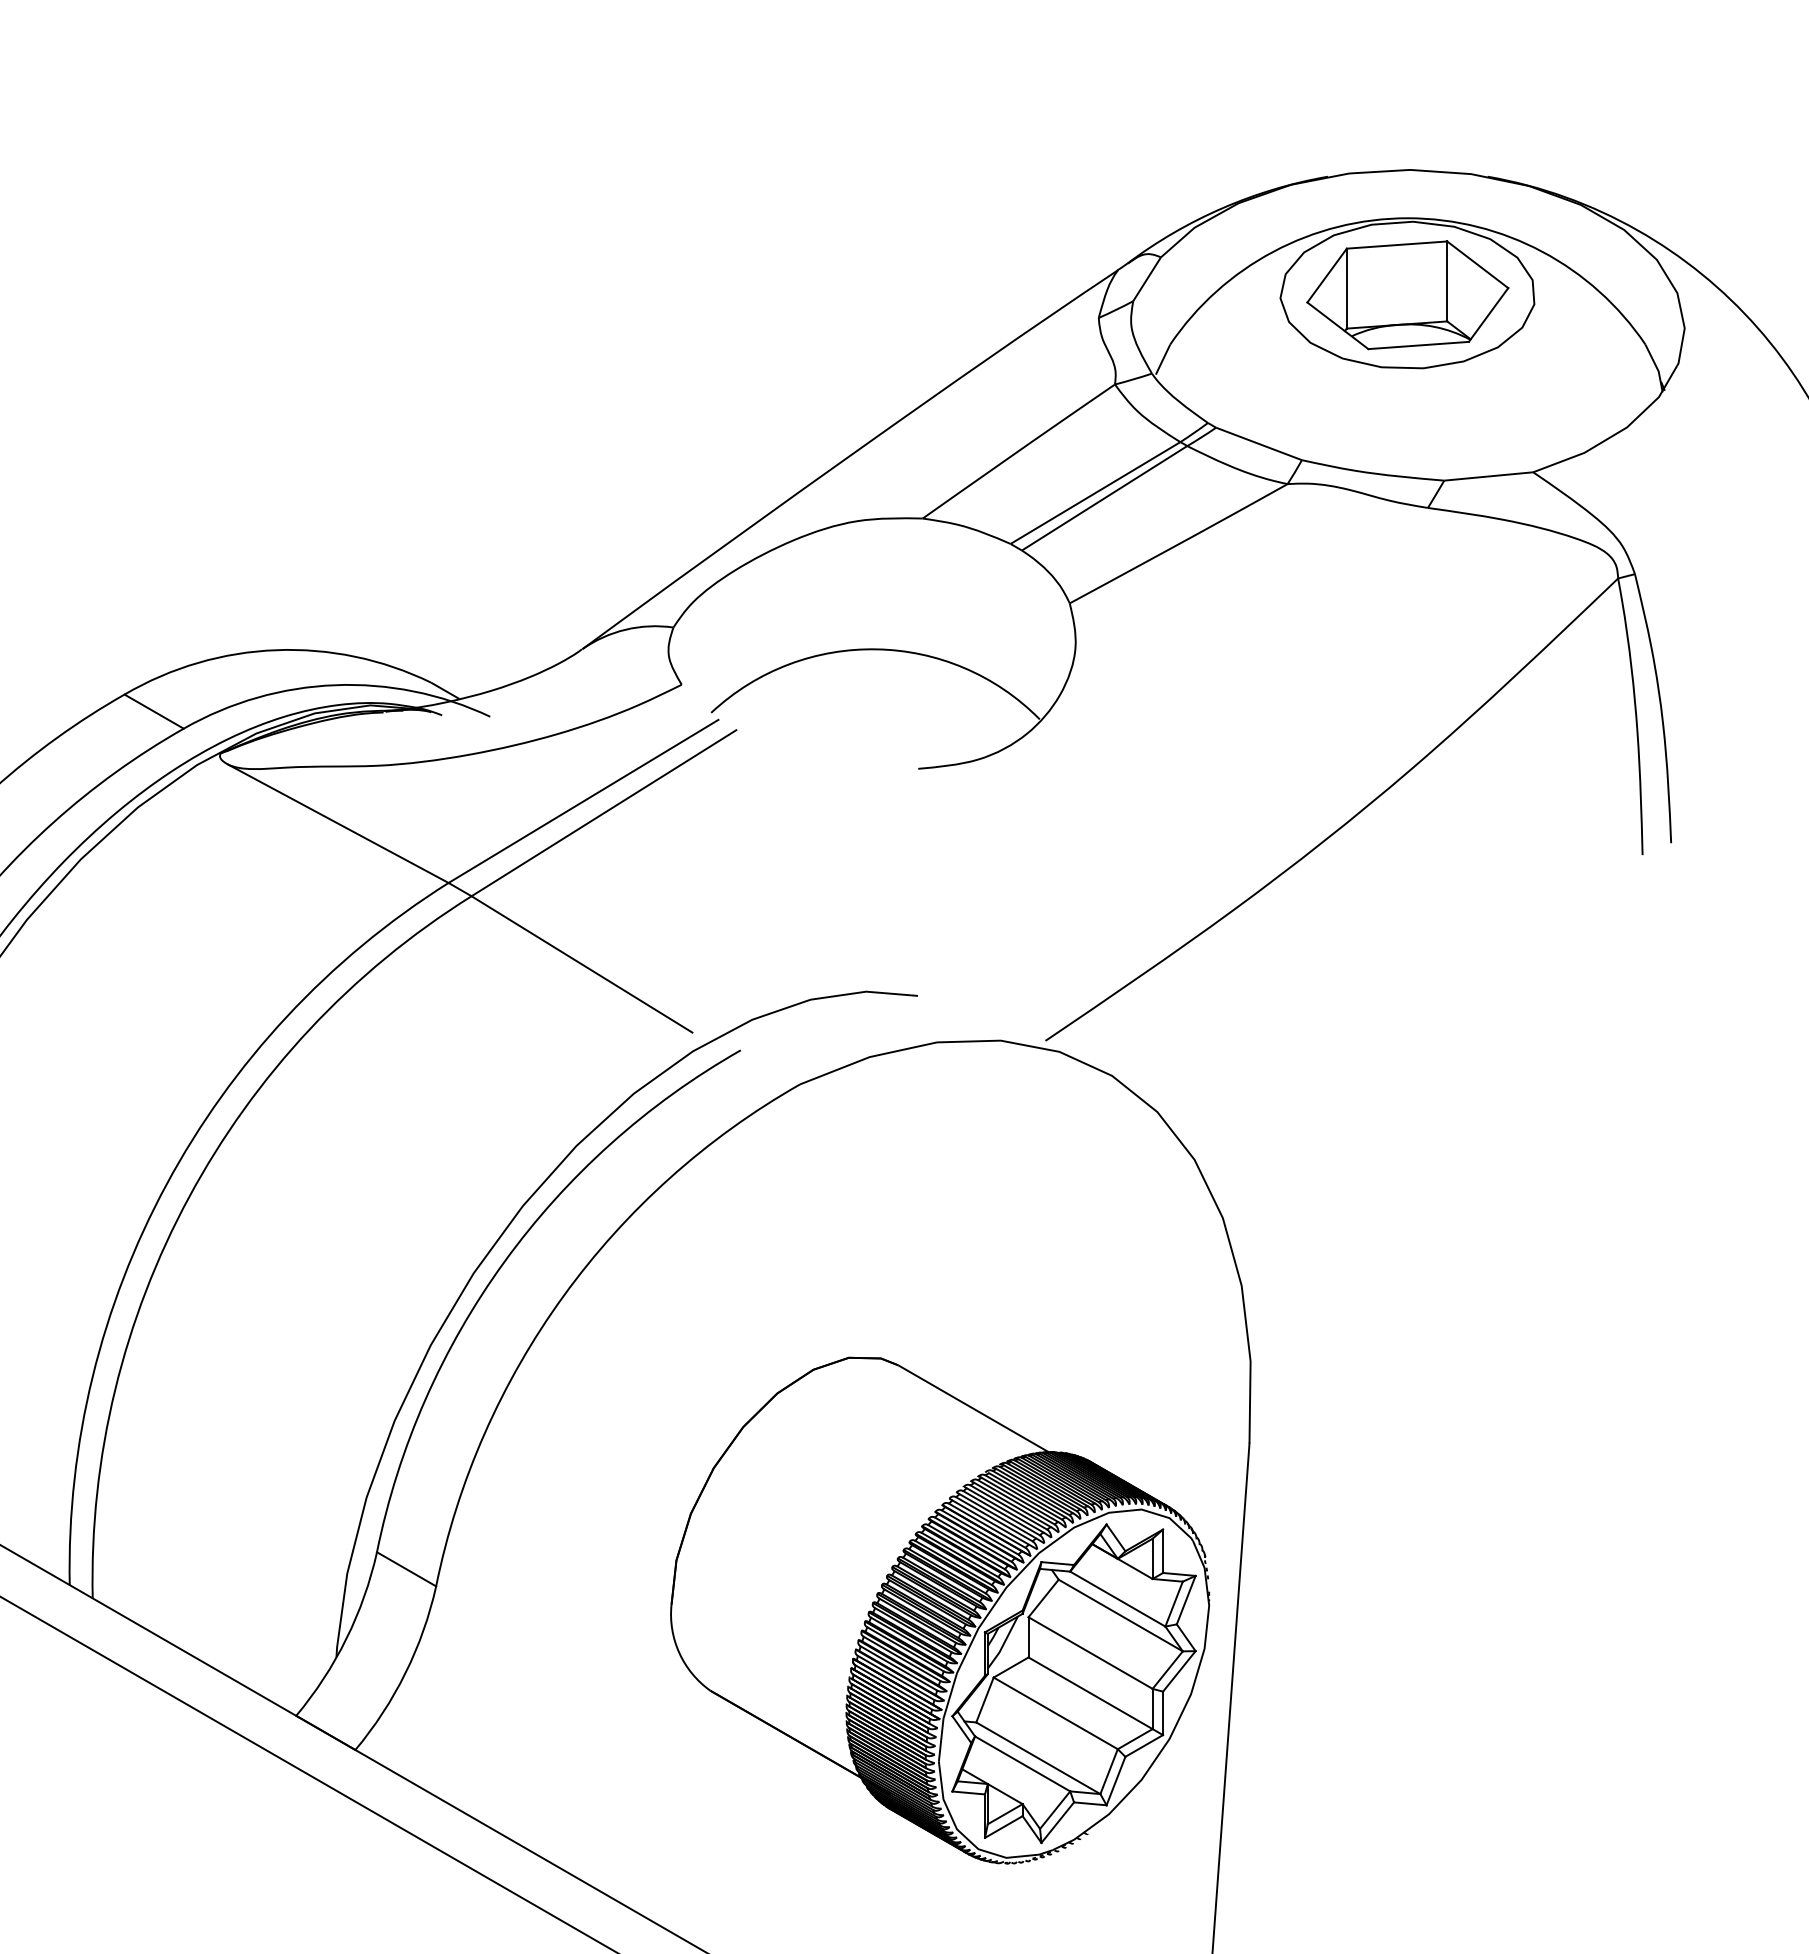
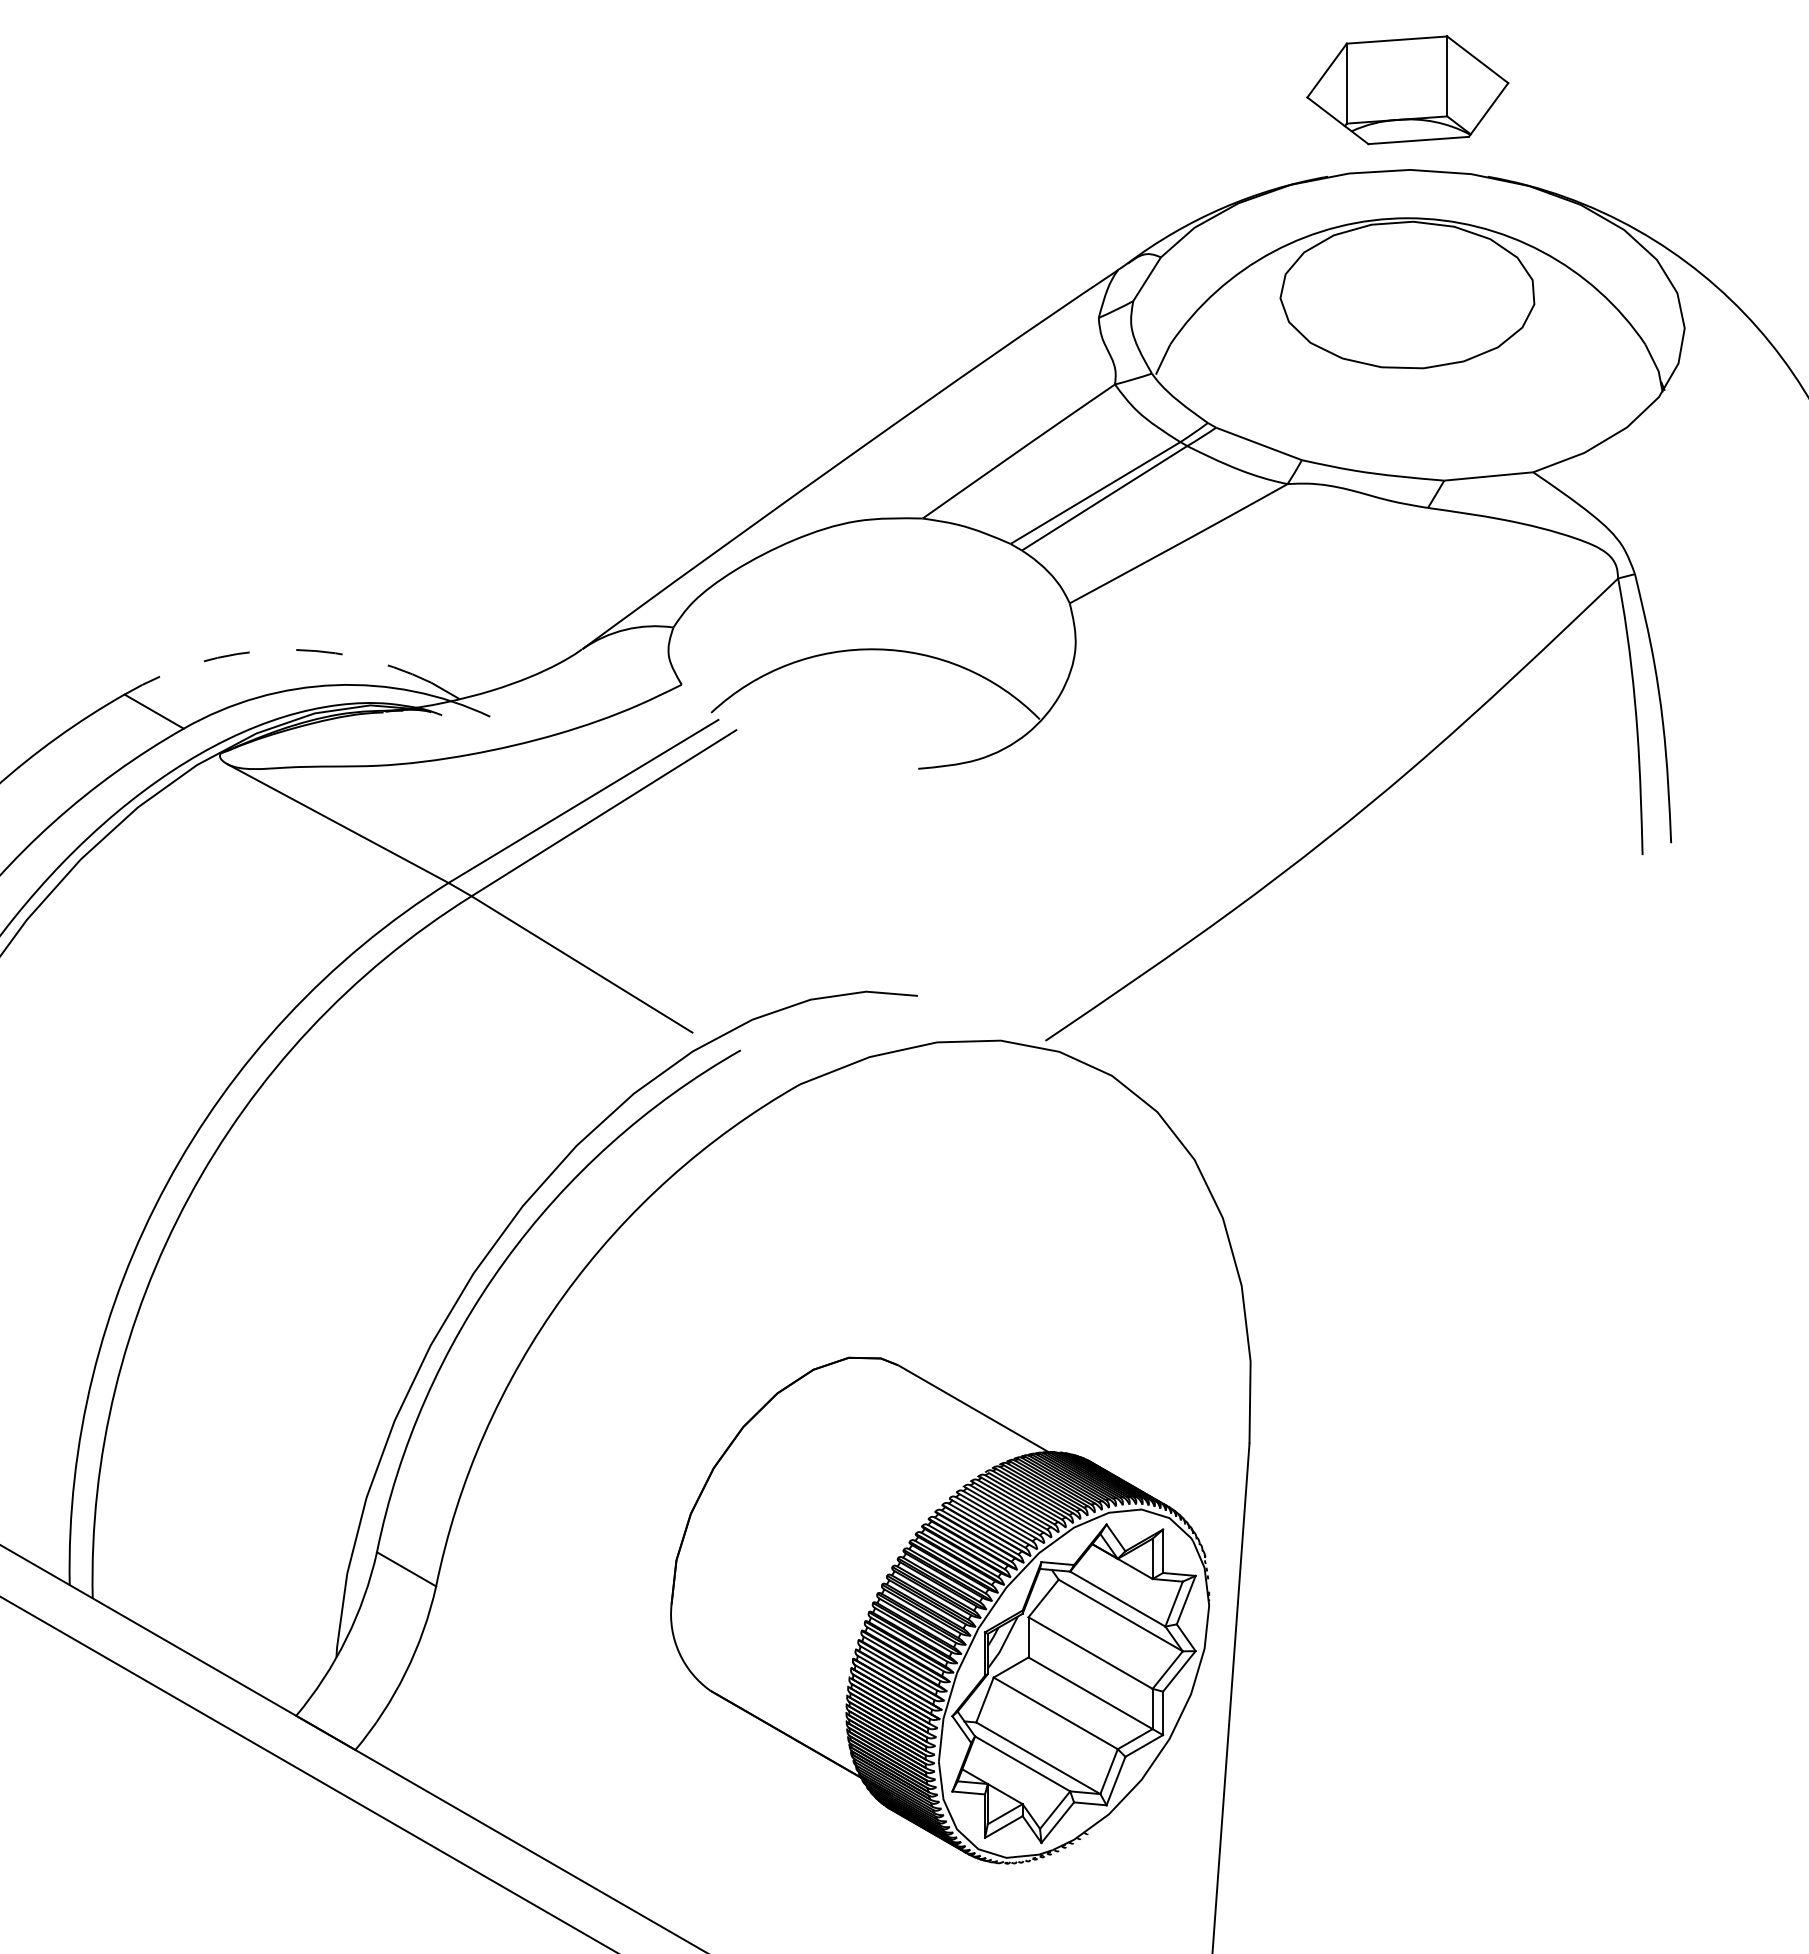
part position: (1407, 295) -> (1407, 90) (1407, 90)
arc: solid -> dashed (276, 650)
